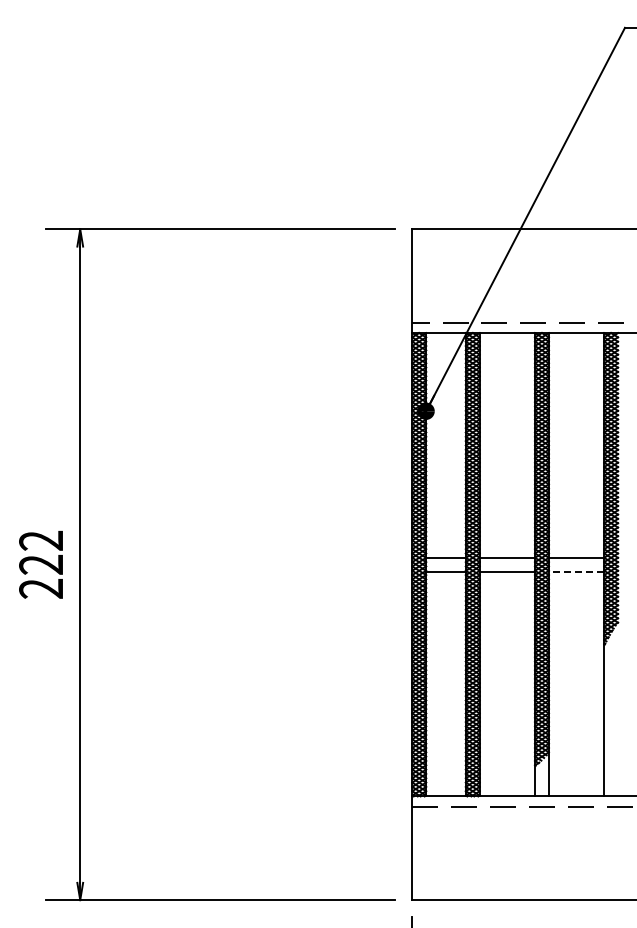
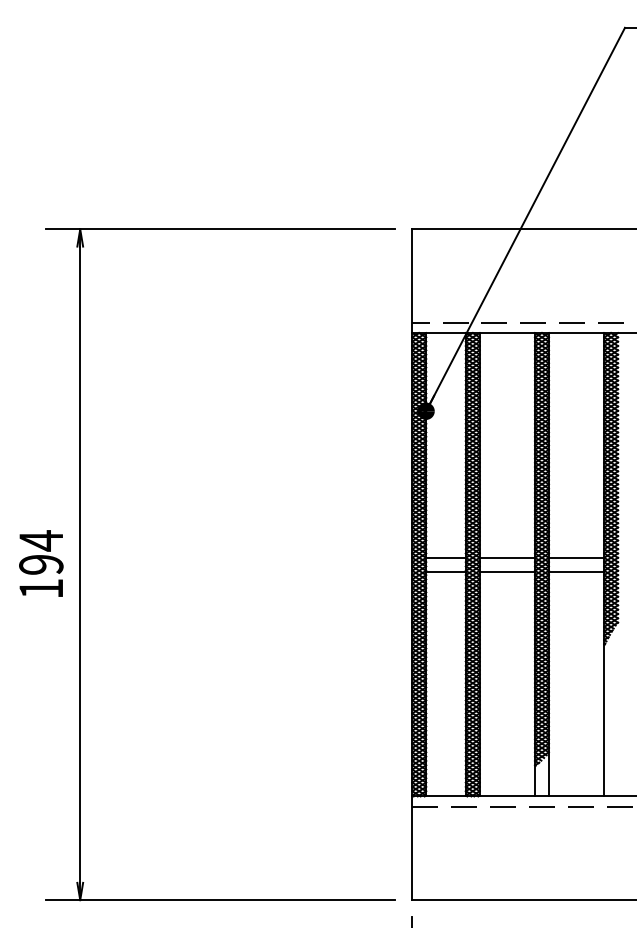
text: 222 -> 194 (41, 564)
line: dashed -> solid (576, 571)
